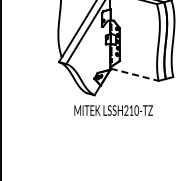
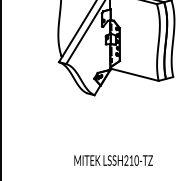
line: dashed -> solid (134, 74)
text position: (113, 110) -> (113, 160) (113, 160)
